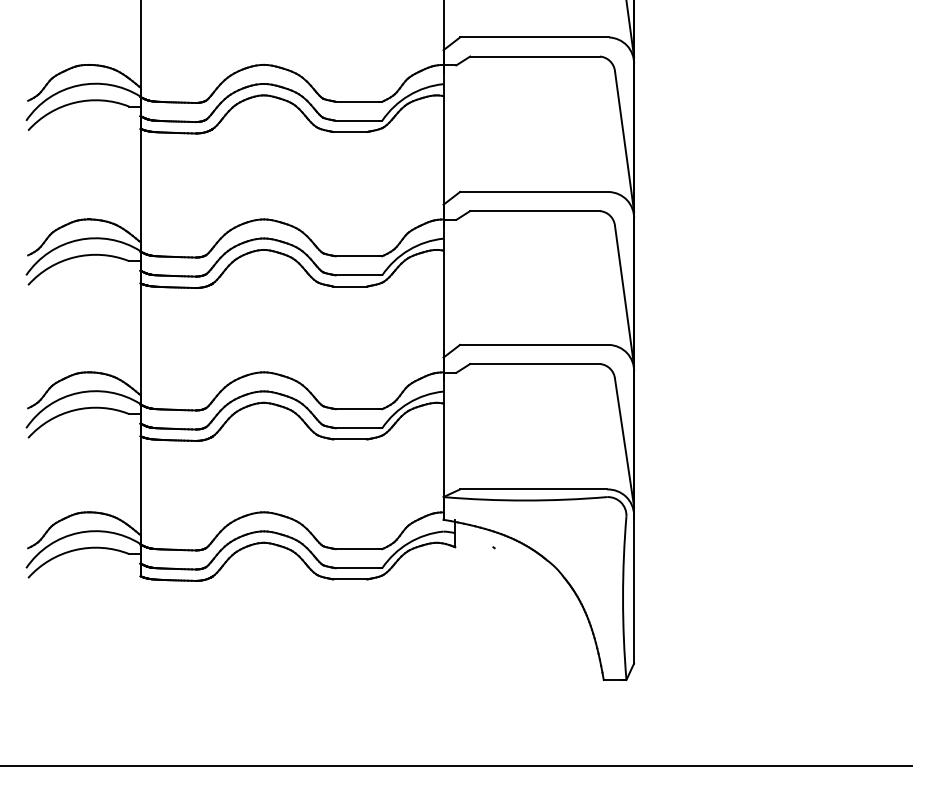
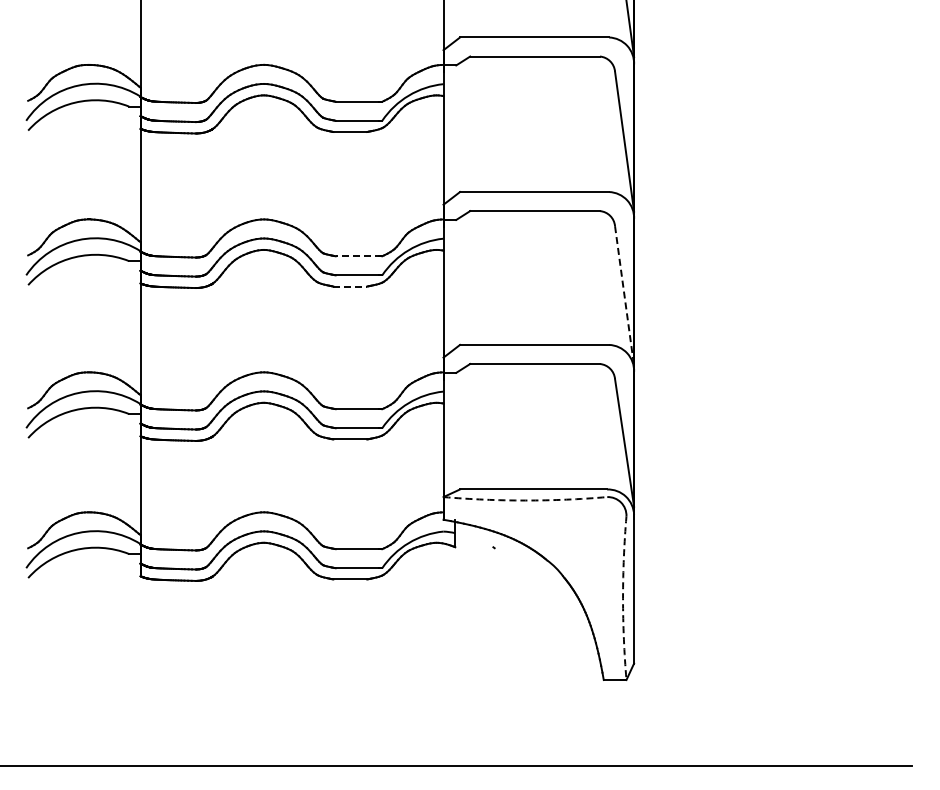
line: solid -> dashed (358, 256)
line: solid -> dashed (350, 286)
line: solid -> dashed (624, 296)
arc: solid -> dashed (525, 500)
arc: solid -> dashed (623, 598)
